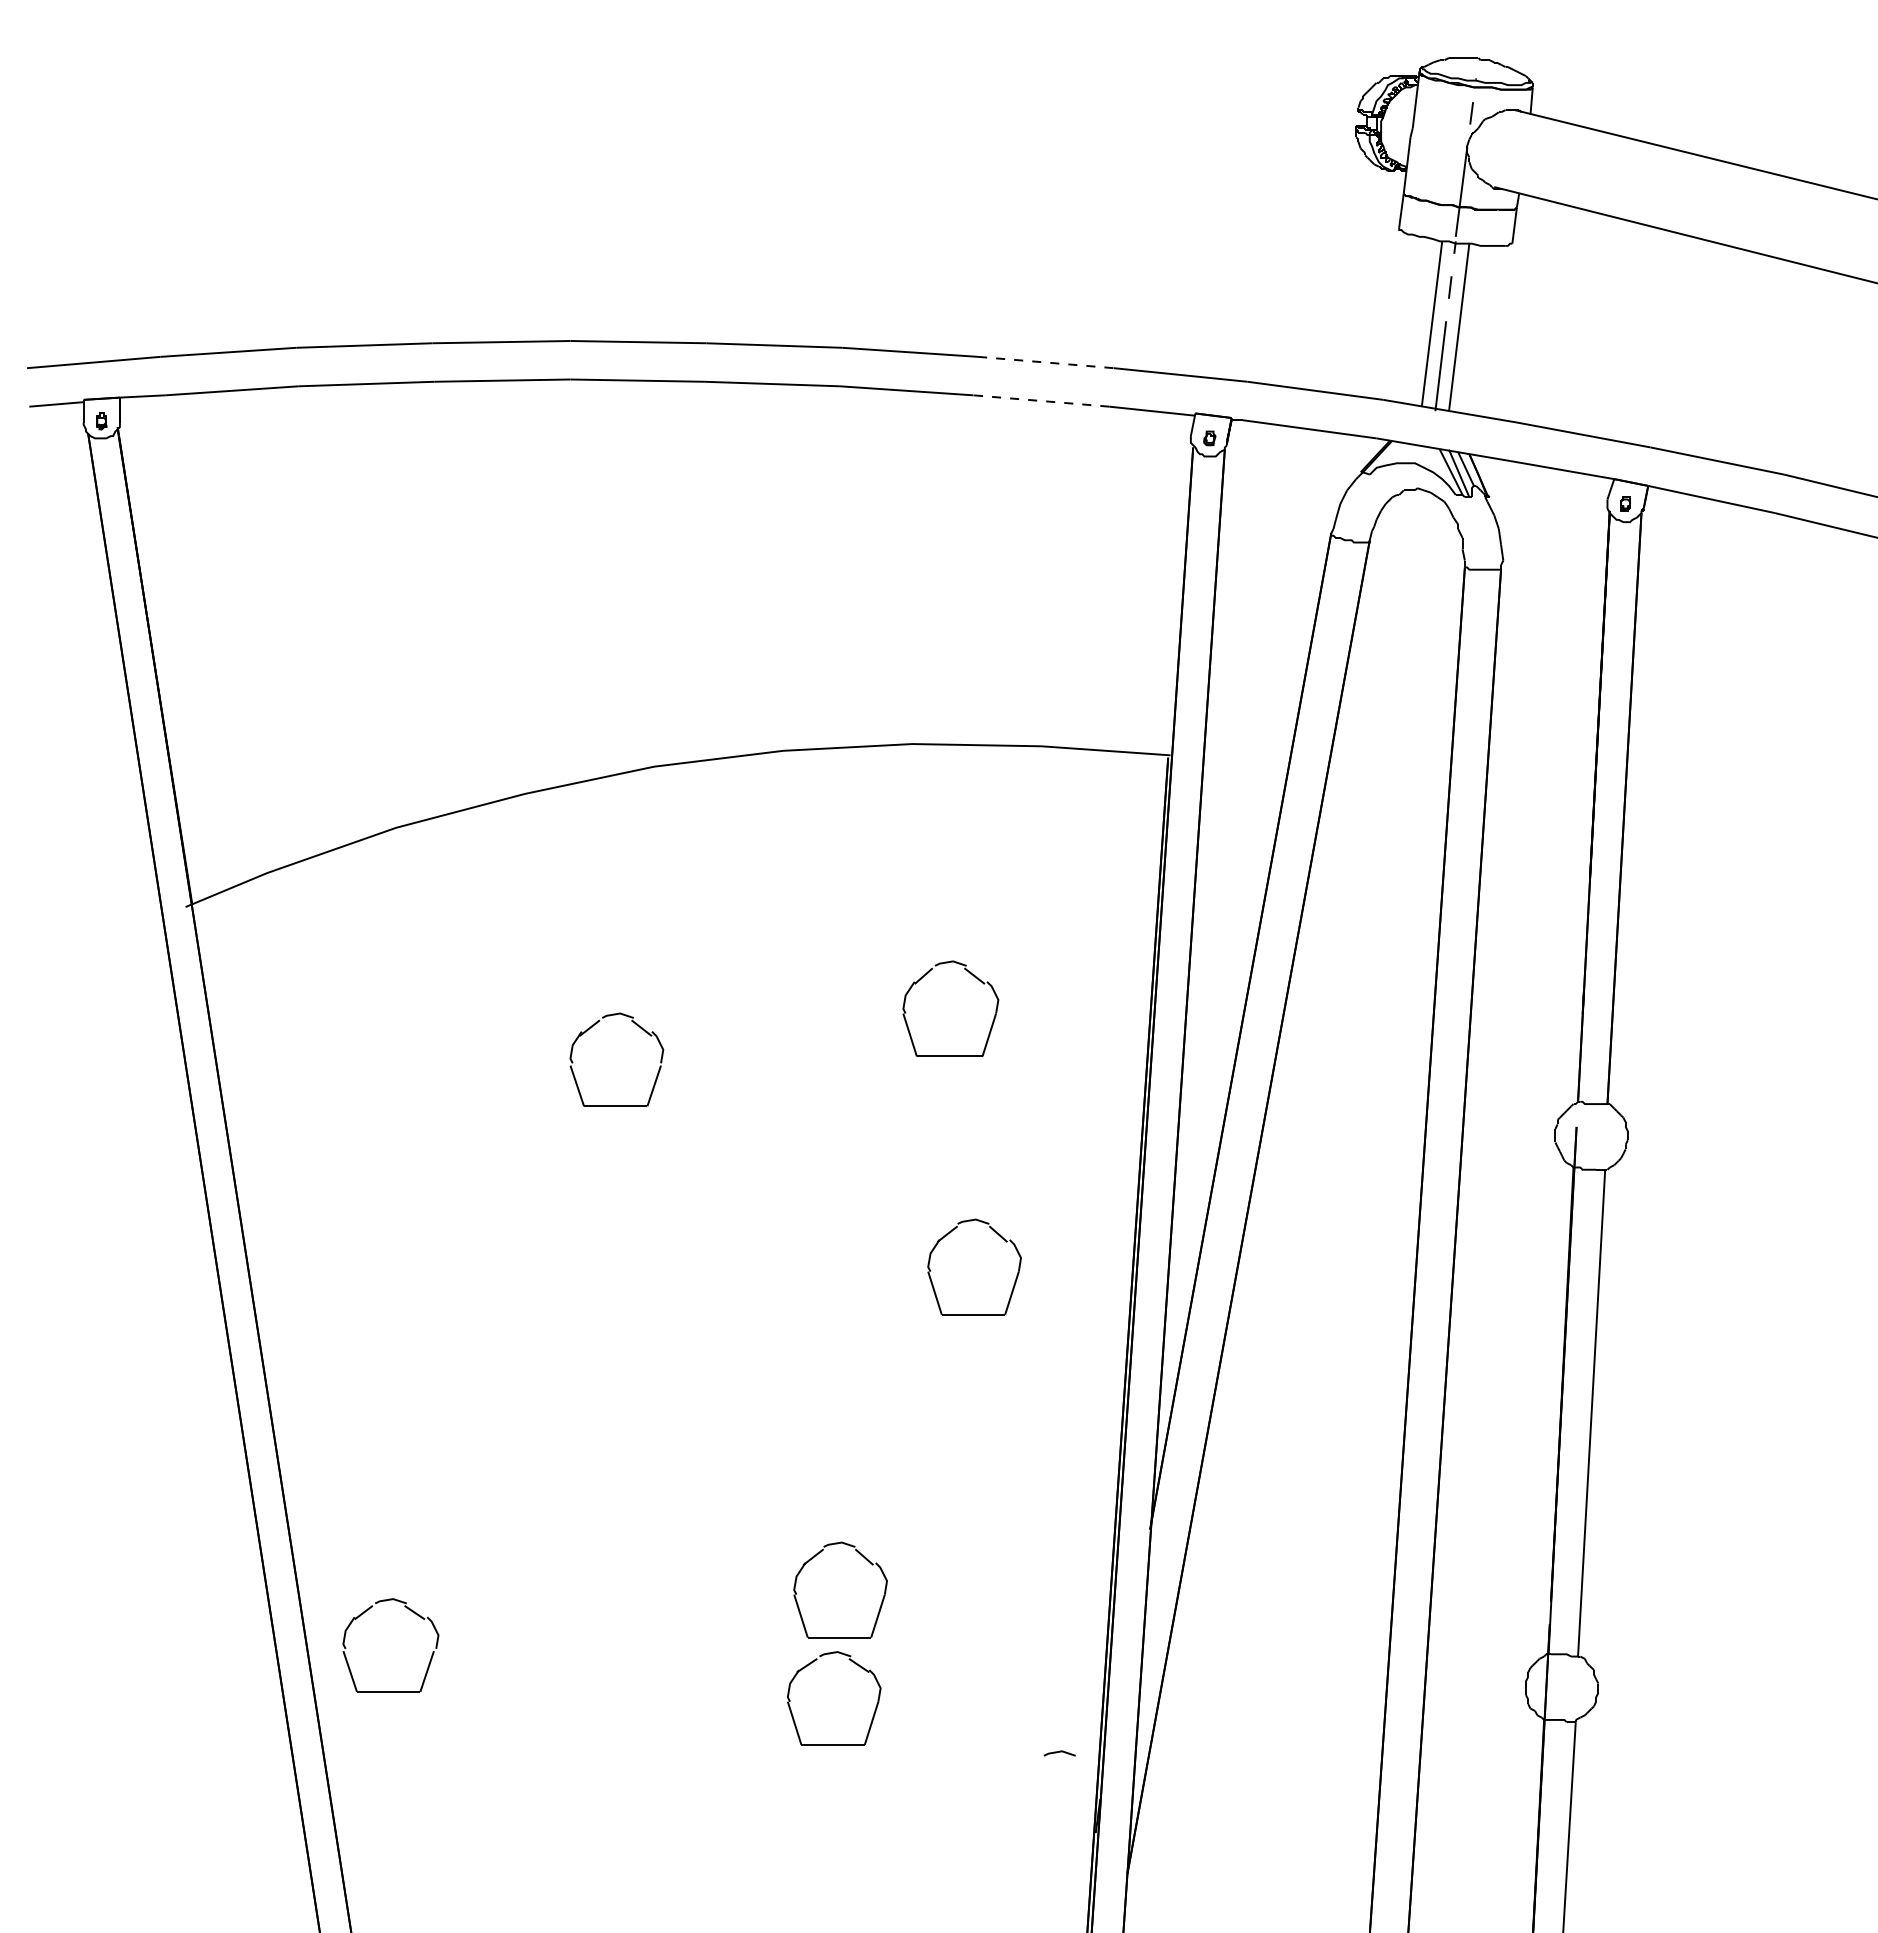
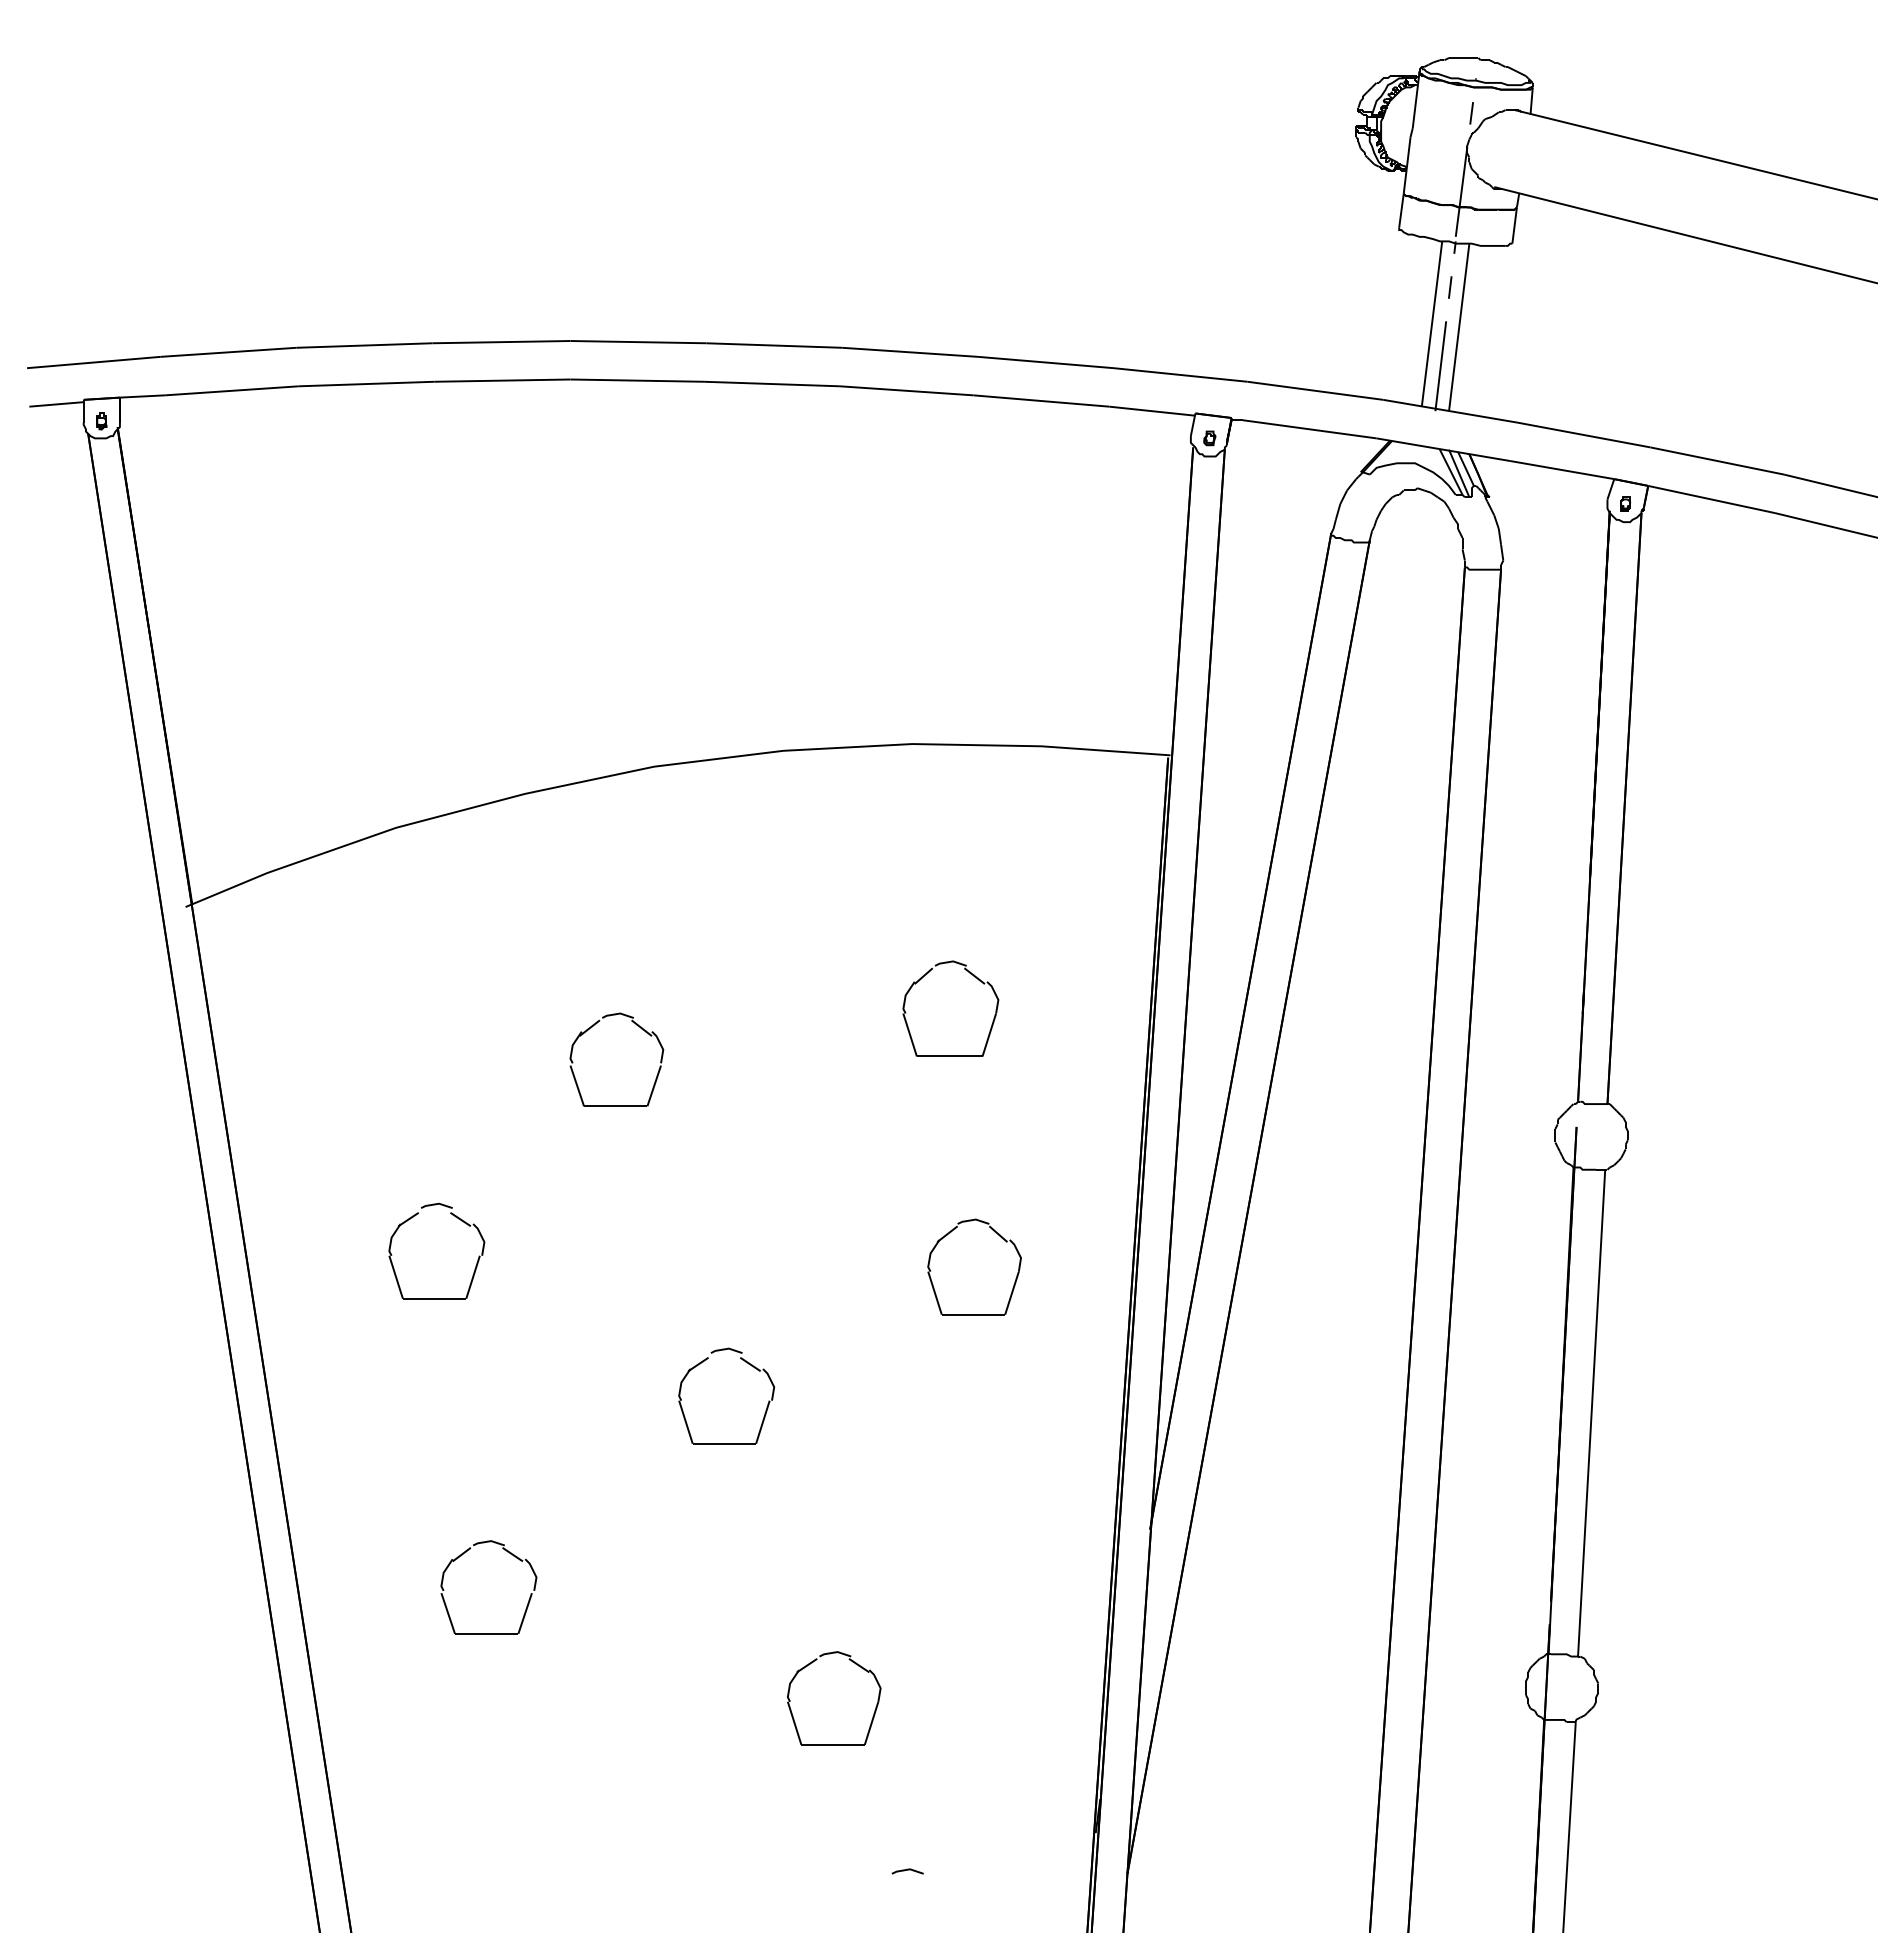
line: dashed -> solid (1046, 362)
line: dashed -> solid (1040, 400)
part: none -> present (458, 1219)
part: none -> present (748, 1364)
part: present -> none (867, 1561)
part position: (412, 1612) -> (510, 1554) (510, 1554)
line position: (1059, 1752) -> (907, 1870) (907, 1870)
